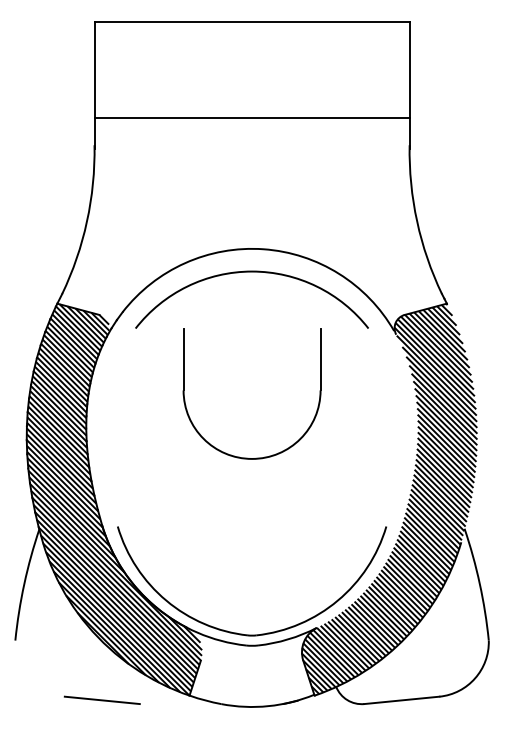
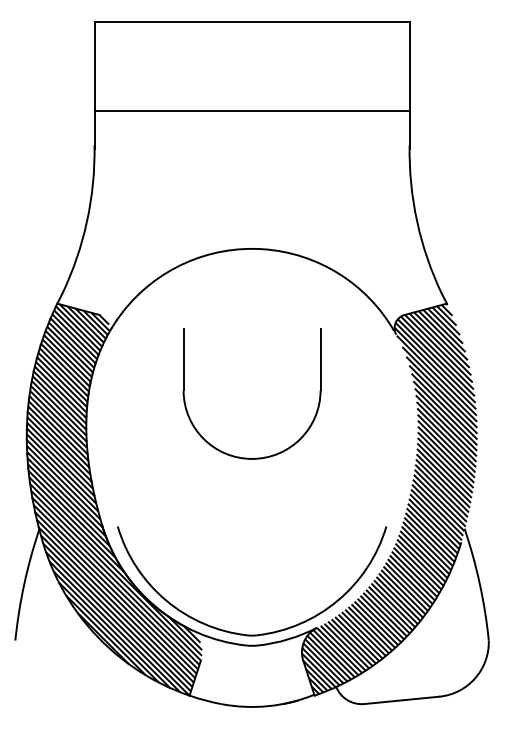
line position: (251, 117) -> (251, 110) (251, 110)
arc: present -> none (251, 272)
line: present -> none (101, 700)
